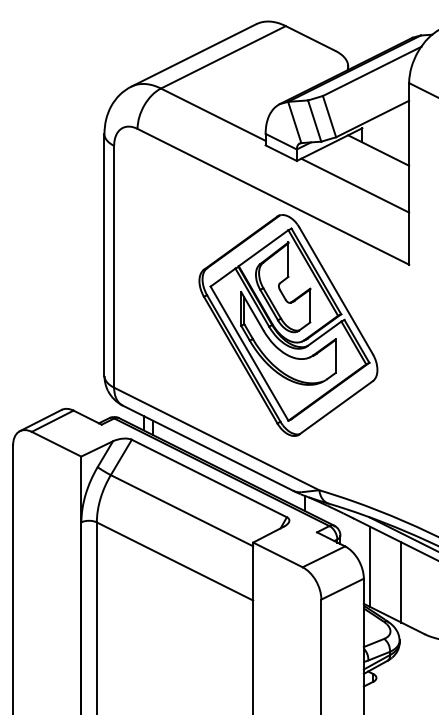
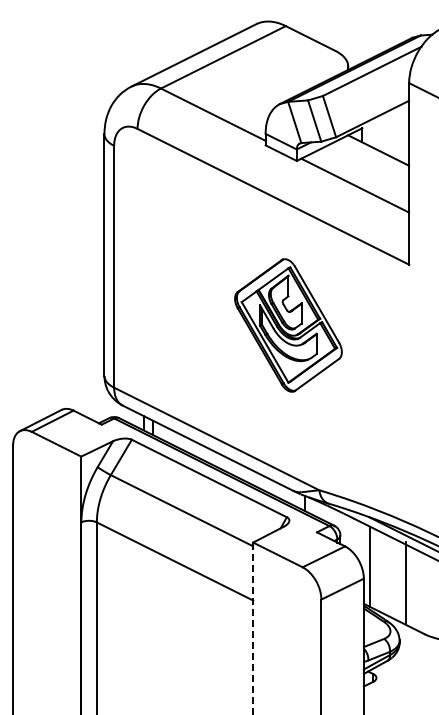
part size: 181x223 px -> 109x135 px (288, 325)
line position: (401, 582) -> (406, 582) (406, 582)
line: solid -> dashed (253, 628)
